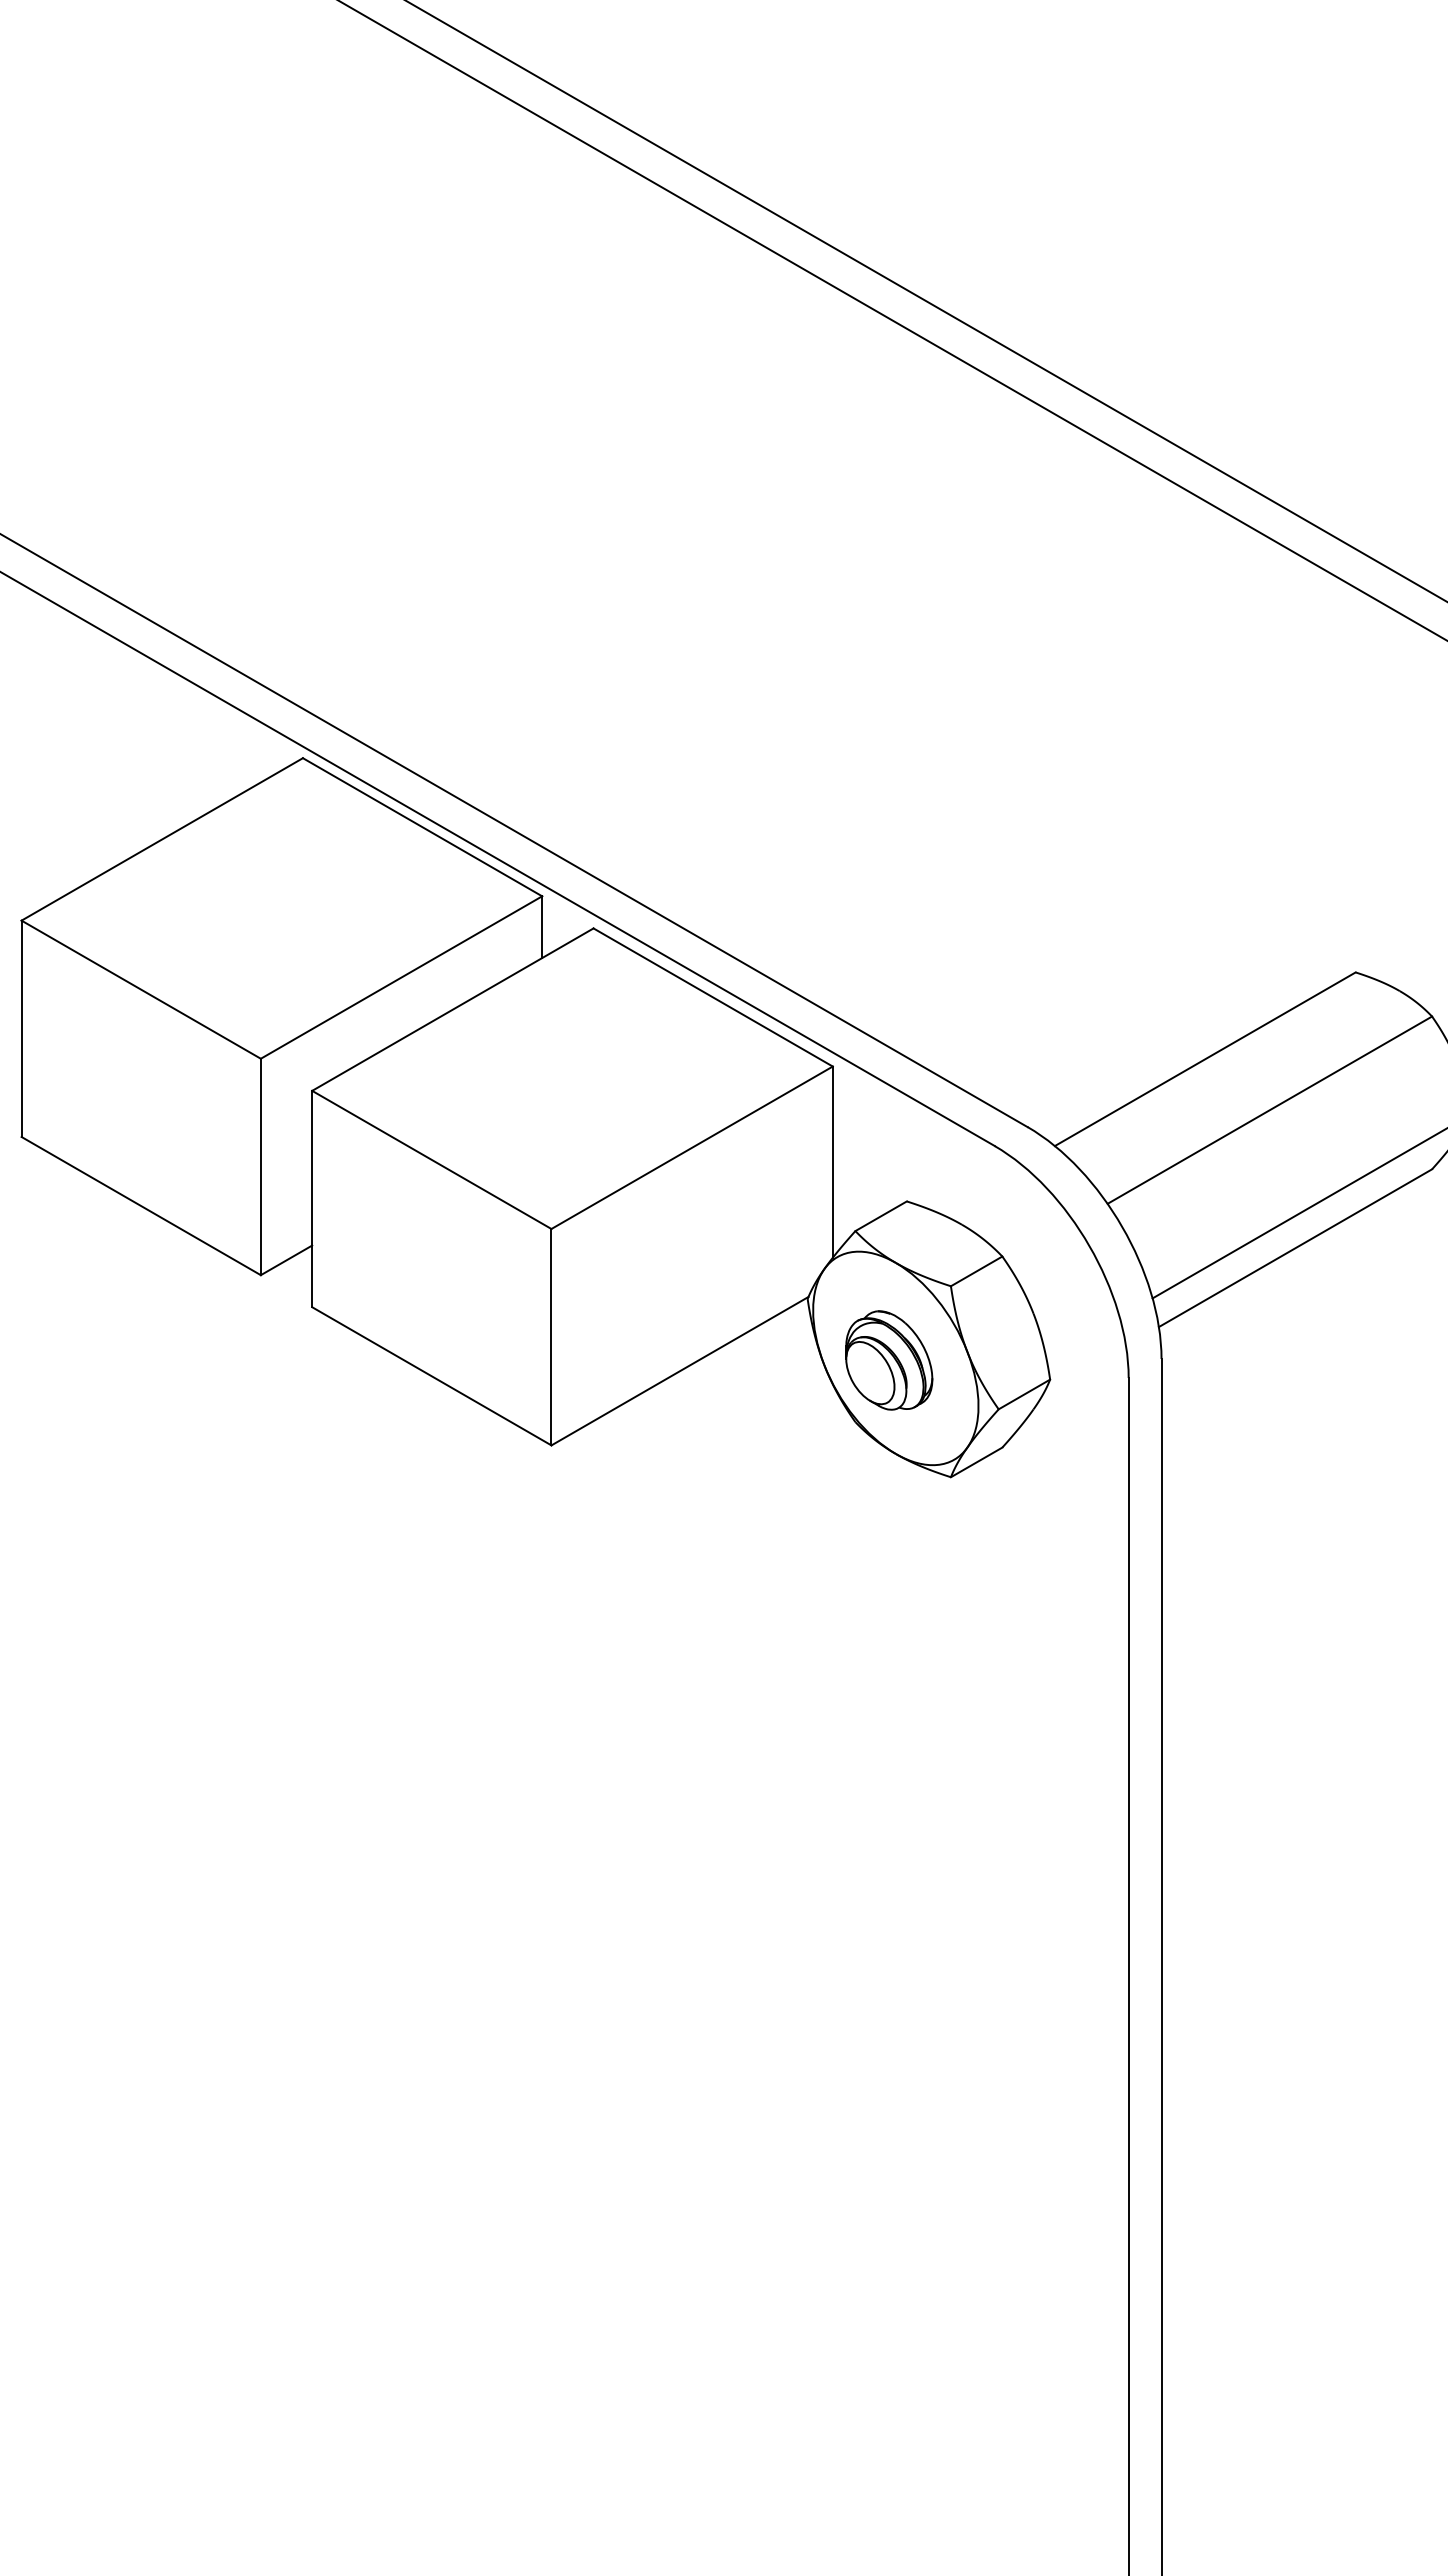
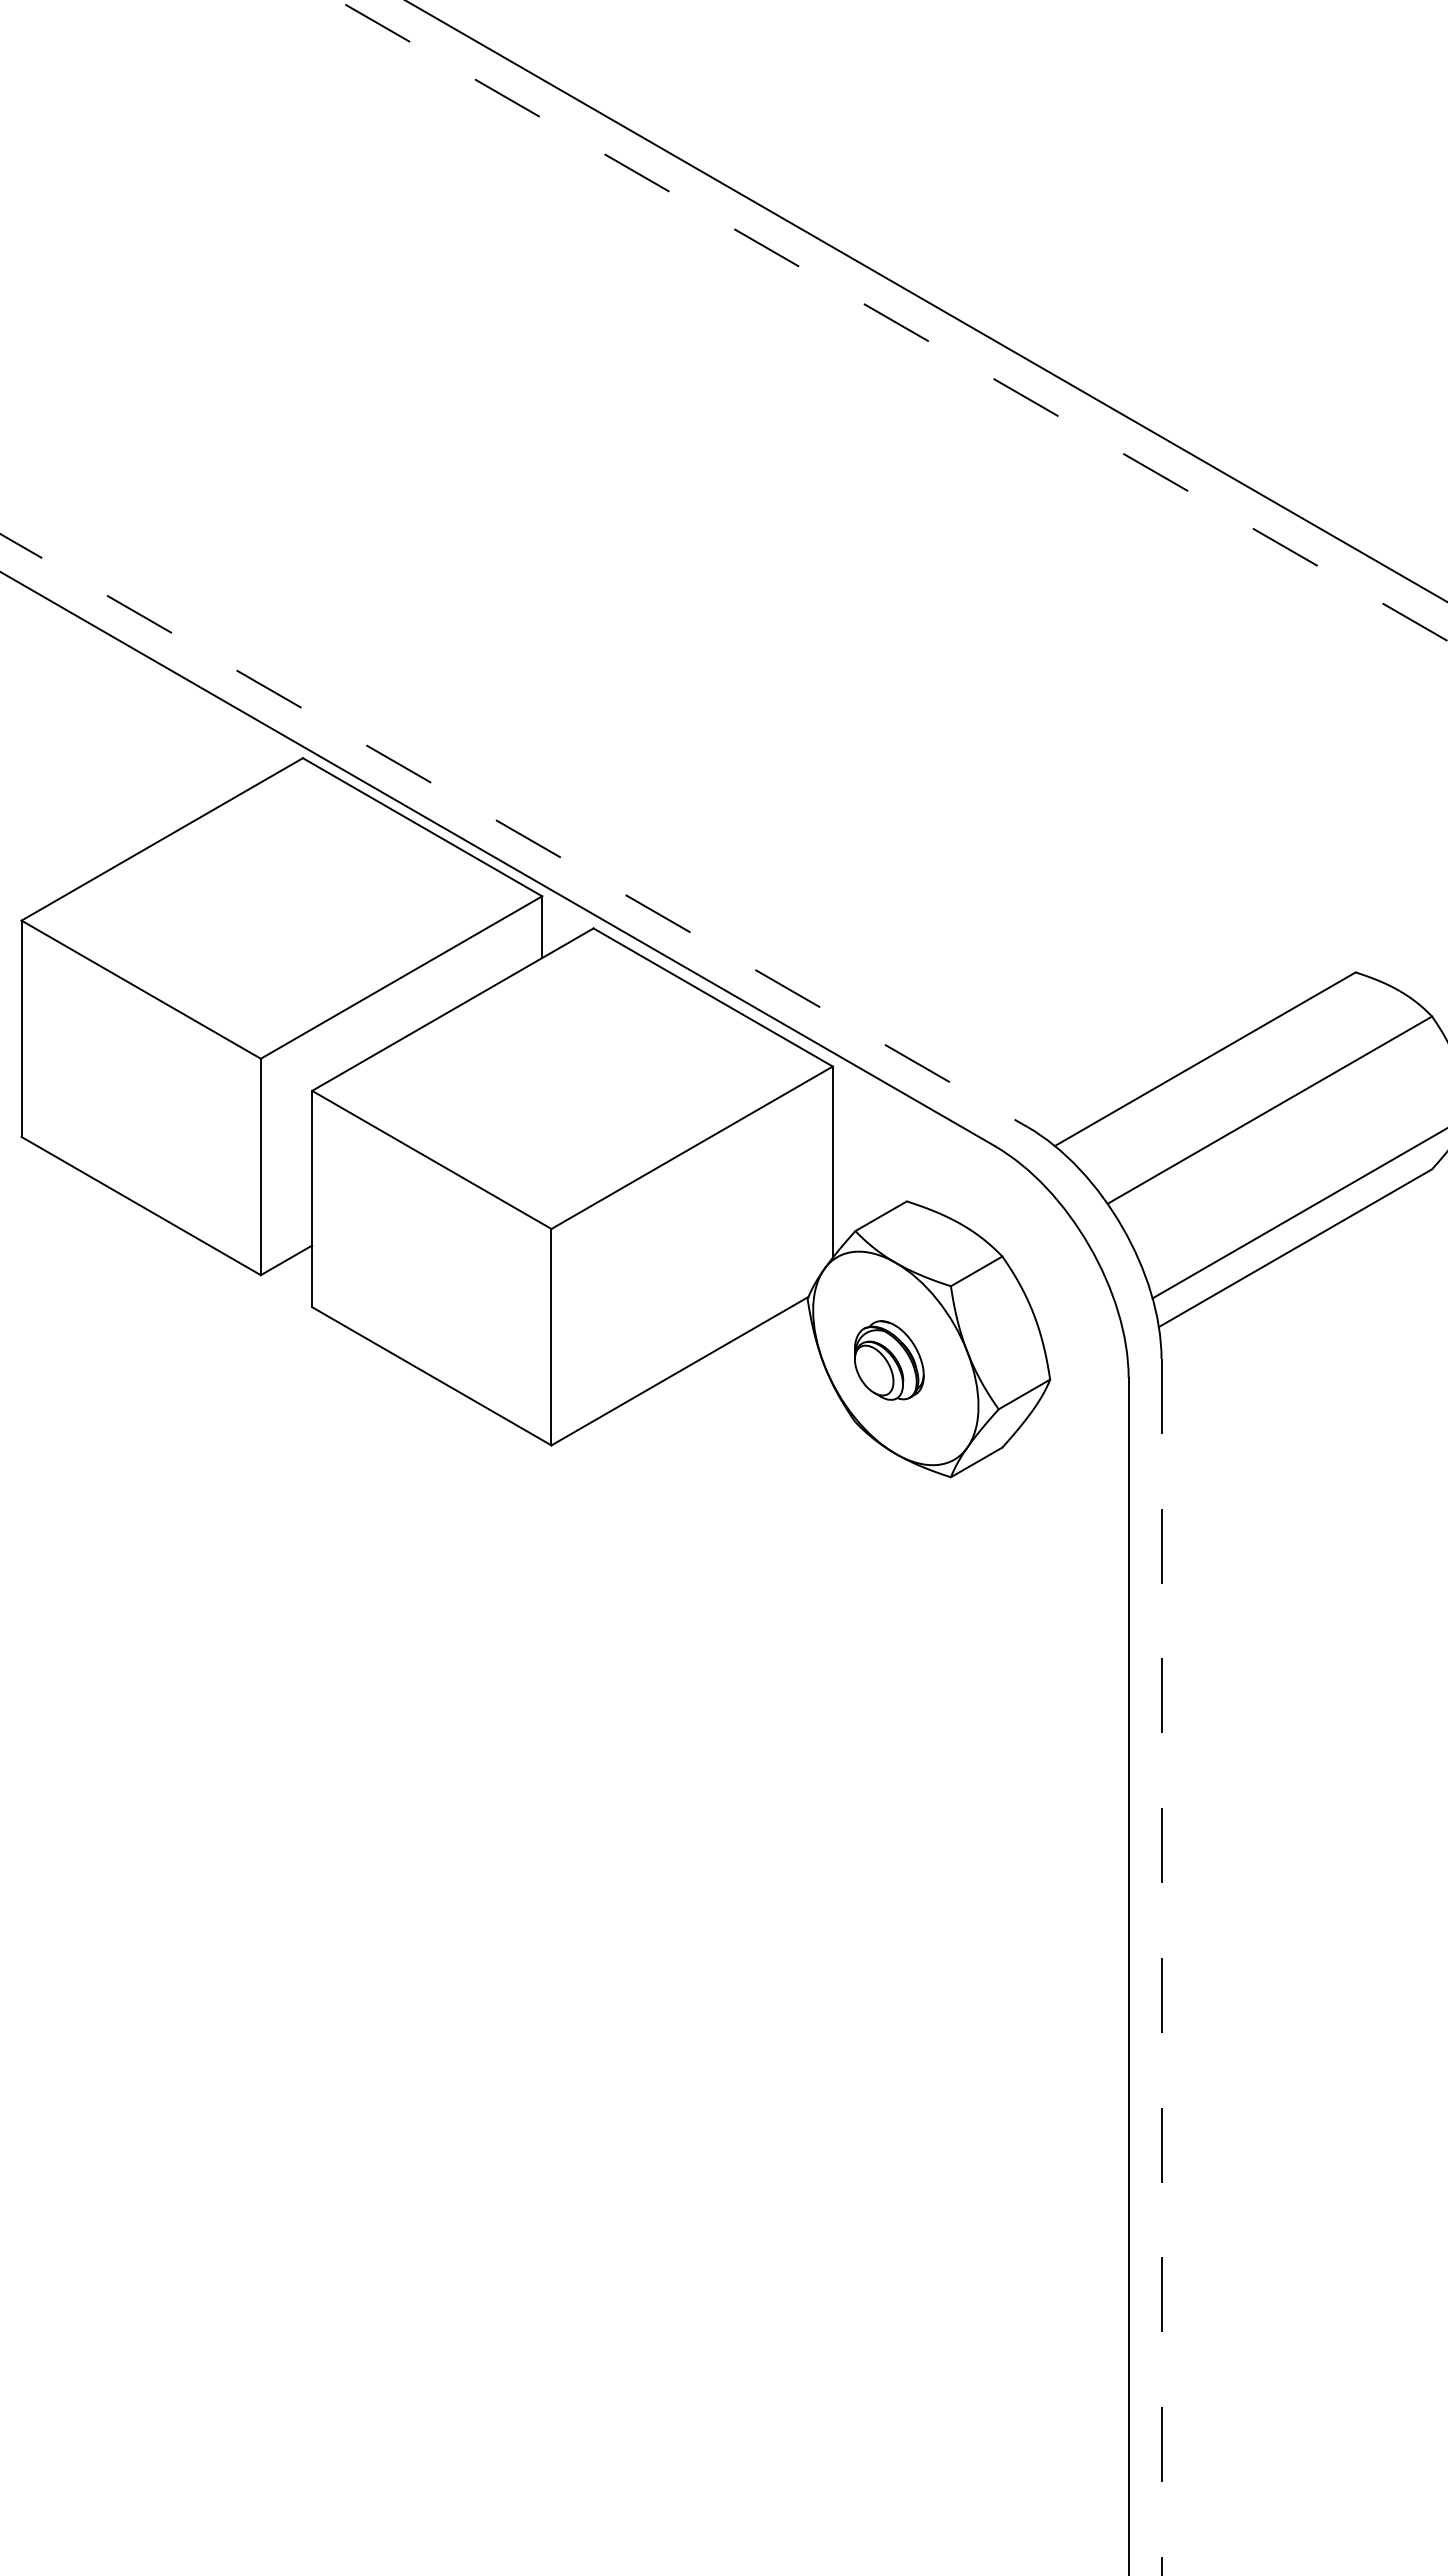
line: solid -> dashed (892, 320)
line: solid -> dashed (514, 830)
part size: 89x101 px -> 71x81 px (889, 1360)
line: solid -> dashed (1161, 1967)
